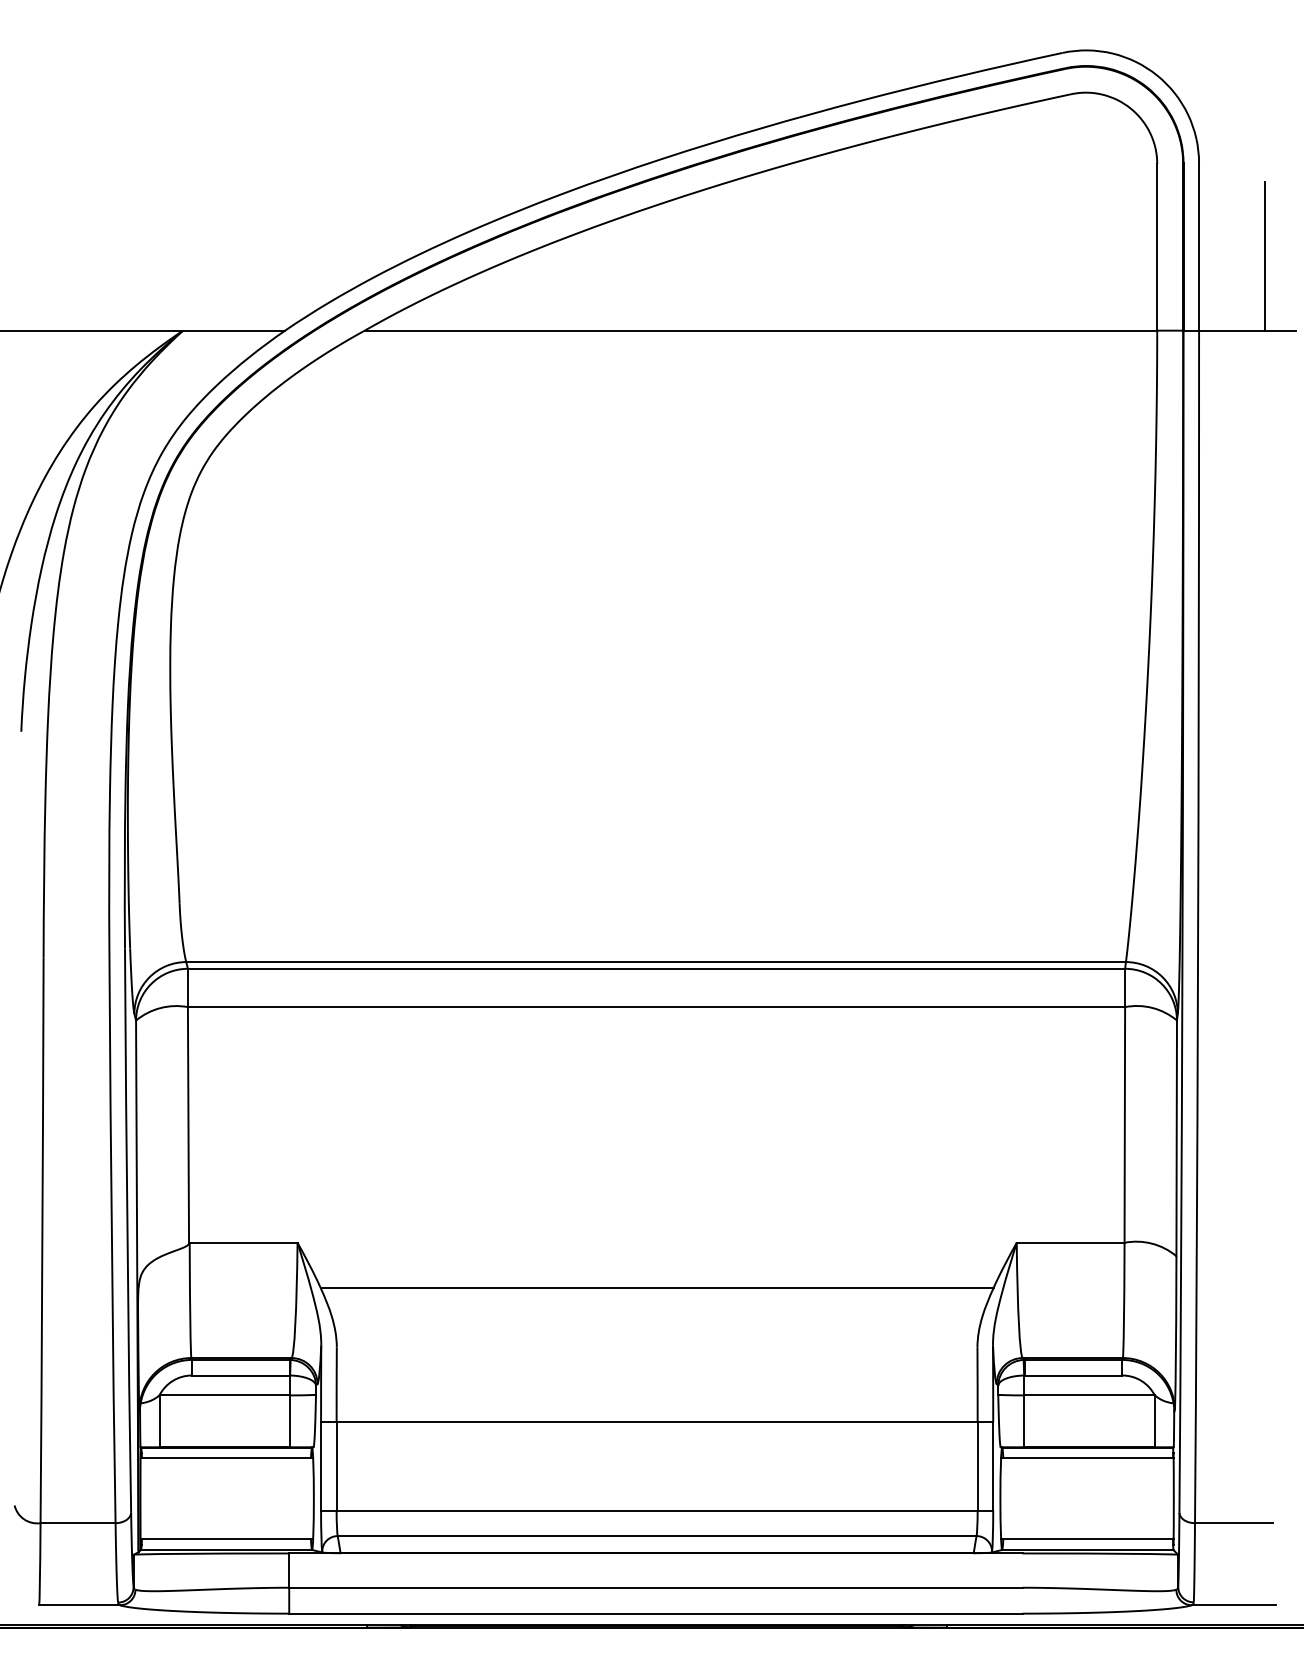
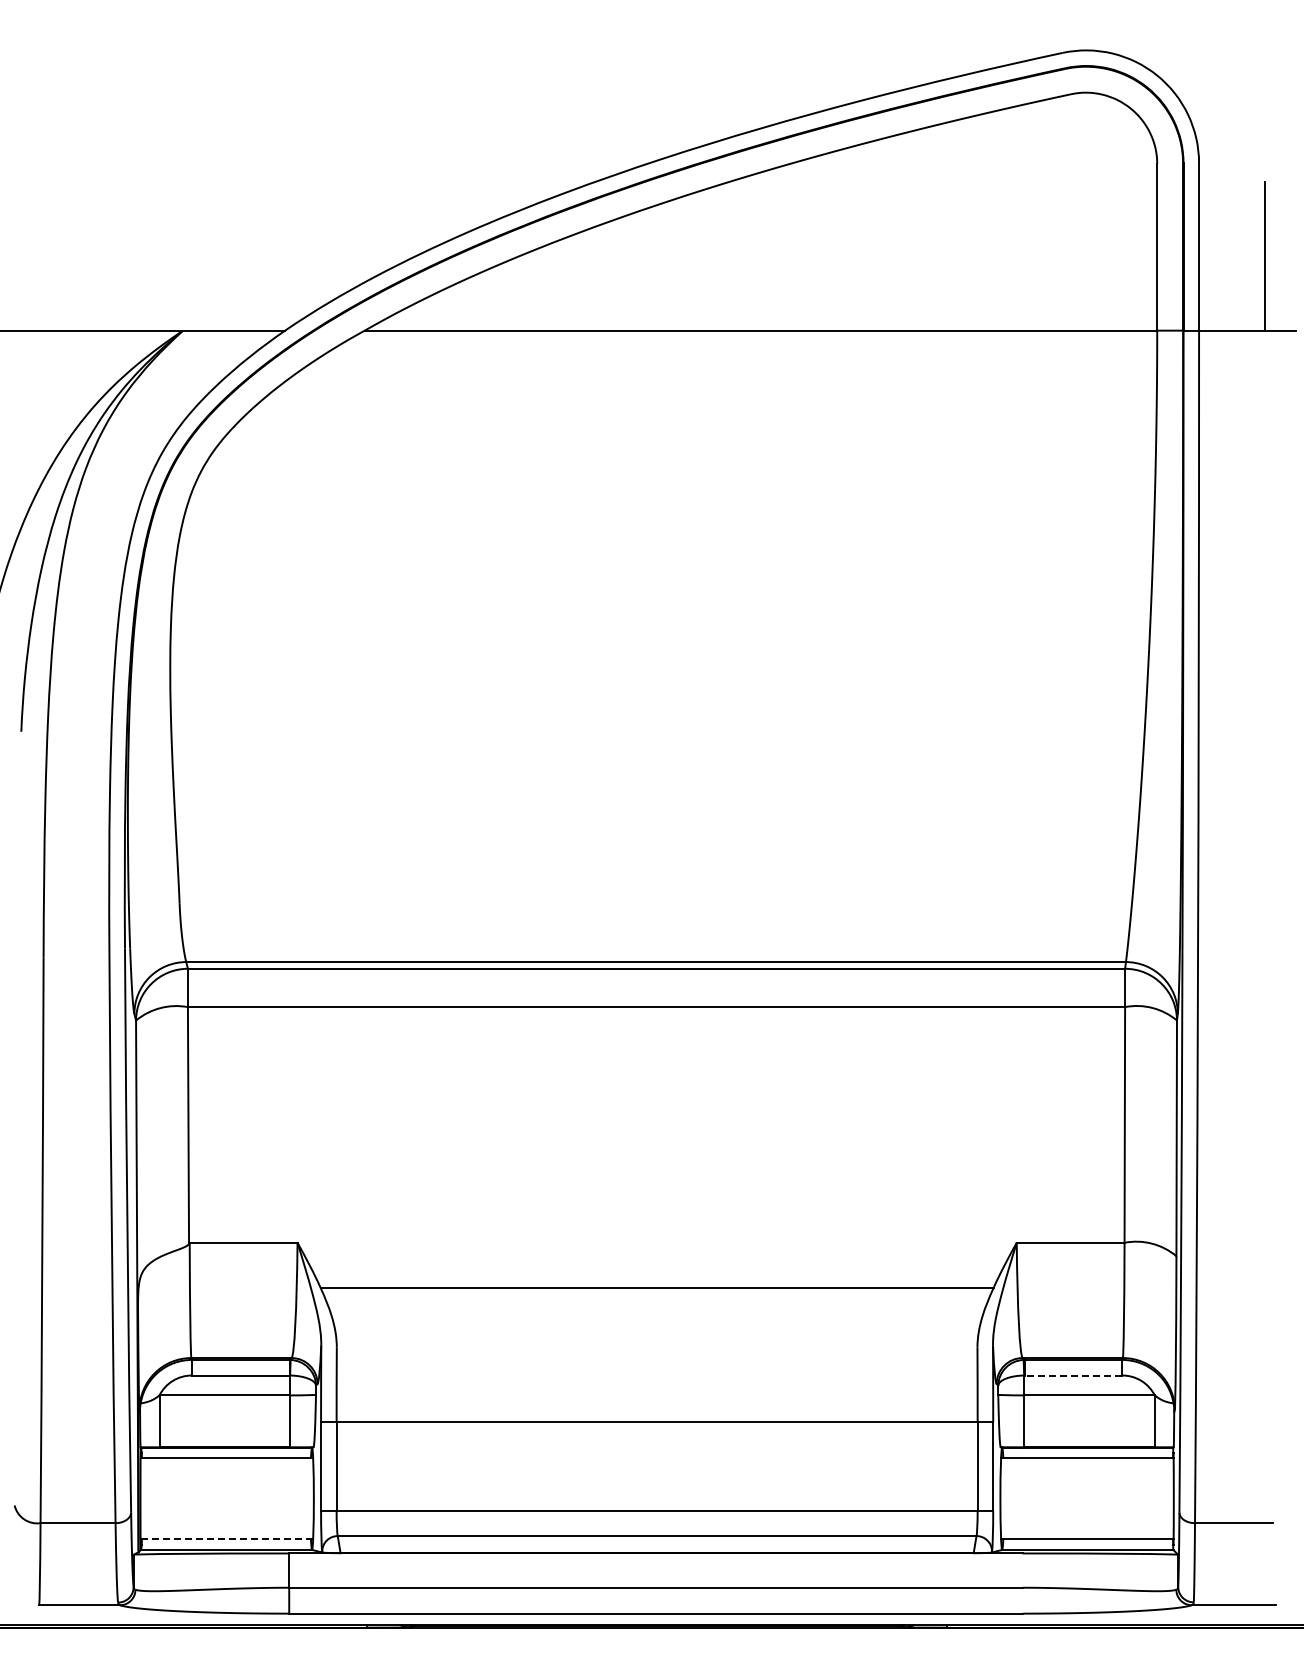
line: solid -> dashed (1073, 1375)
line: solid -> dashed (227, 1539)
